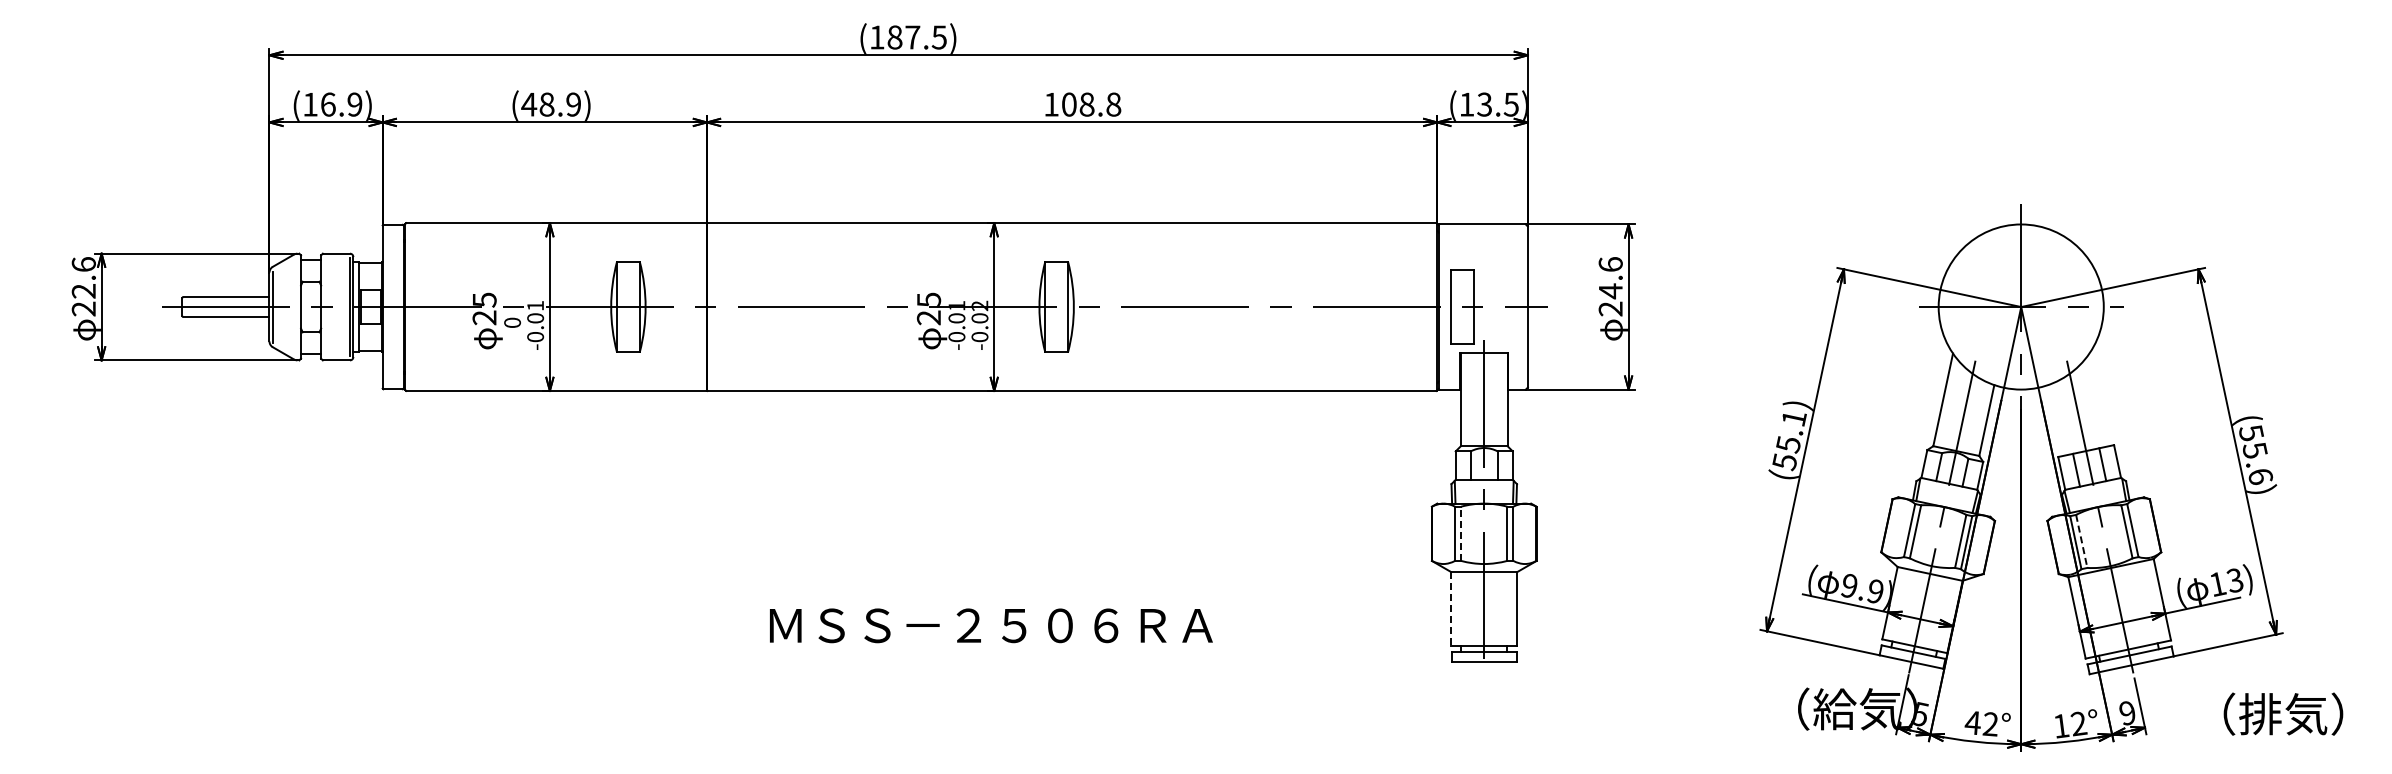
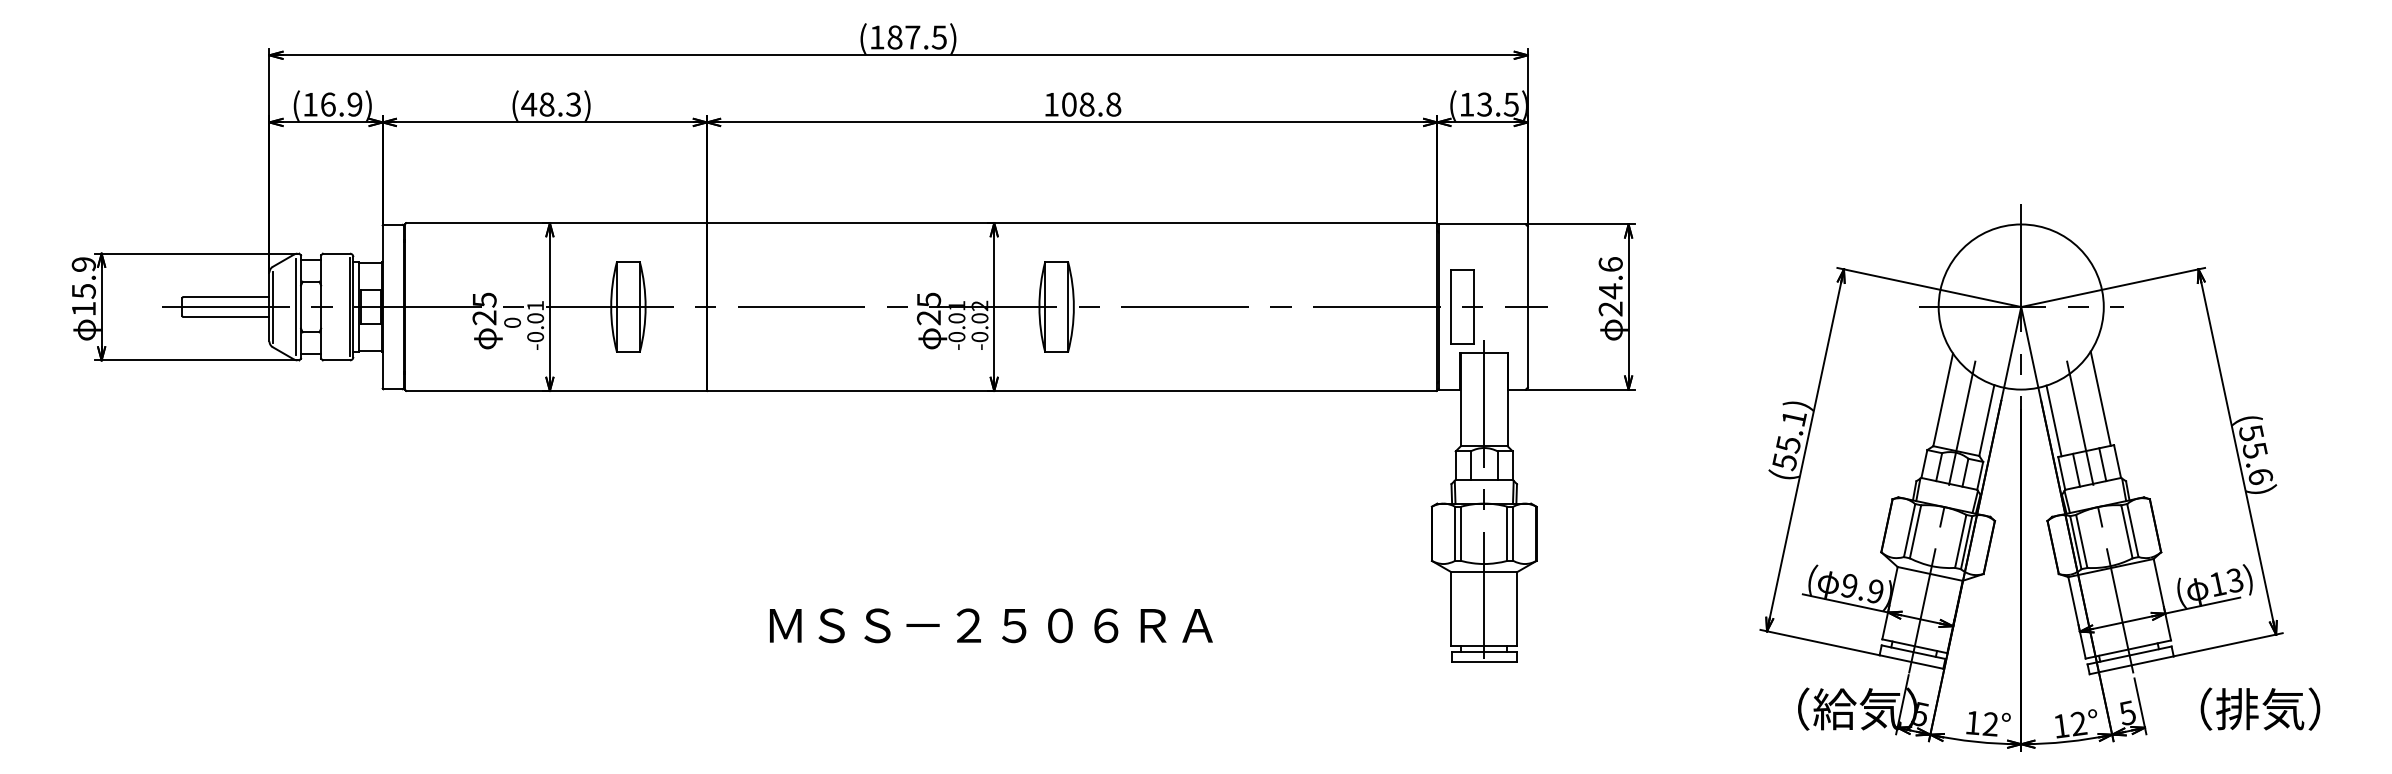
text: (48.9) -> (48.3) (573, 104)
text: 22.6 -> 15.9 (83, 286)
line: none -> present (295, 306)
line: none -> present (2100, 398)
line: none -> present (2053, 420)
line: dashed -> solid (1461, 533)
line: dashed -> solid (2081, 541)
line: dashed -> solid (1451, 608)
text: 9 -> 5 (2127, 712)
text position: (2283, 713) -> (2260, 708) (2260, 708)
text: 42° -> 12° (1972, 723)
